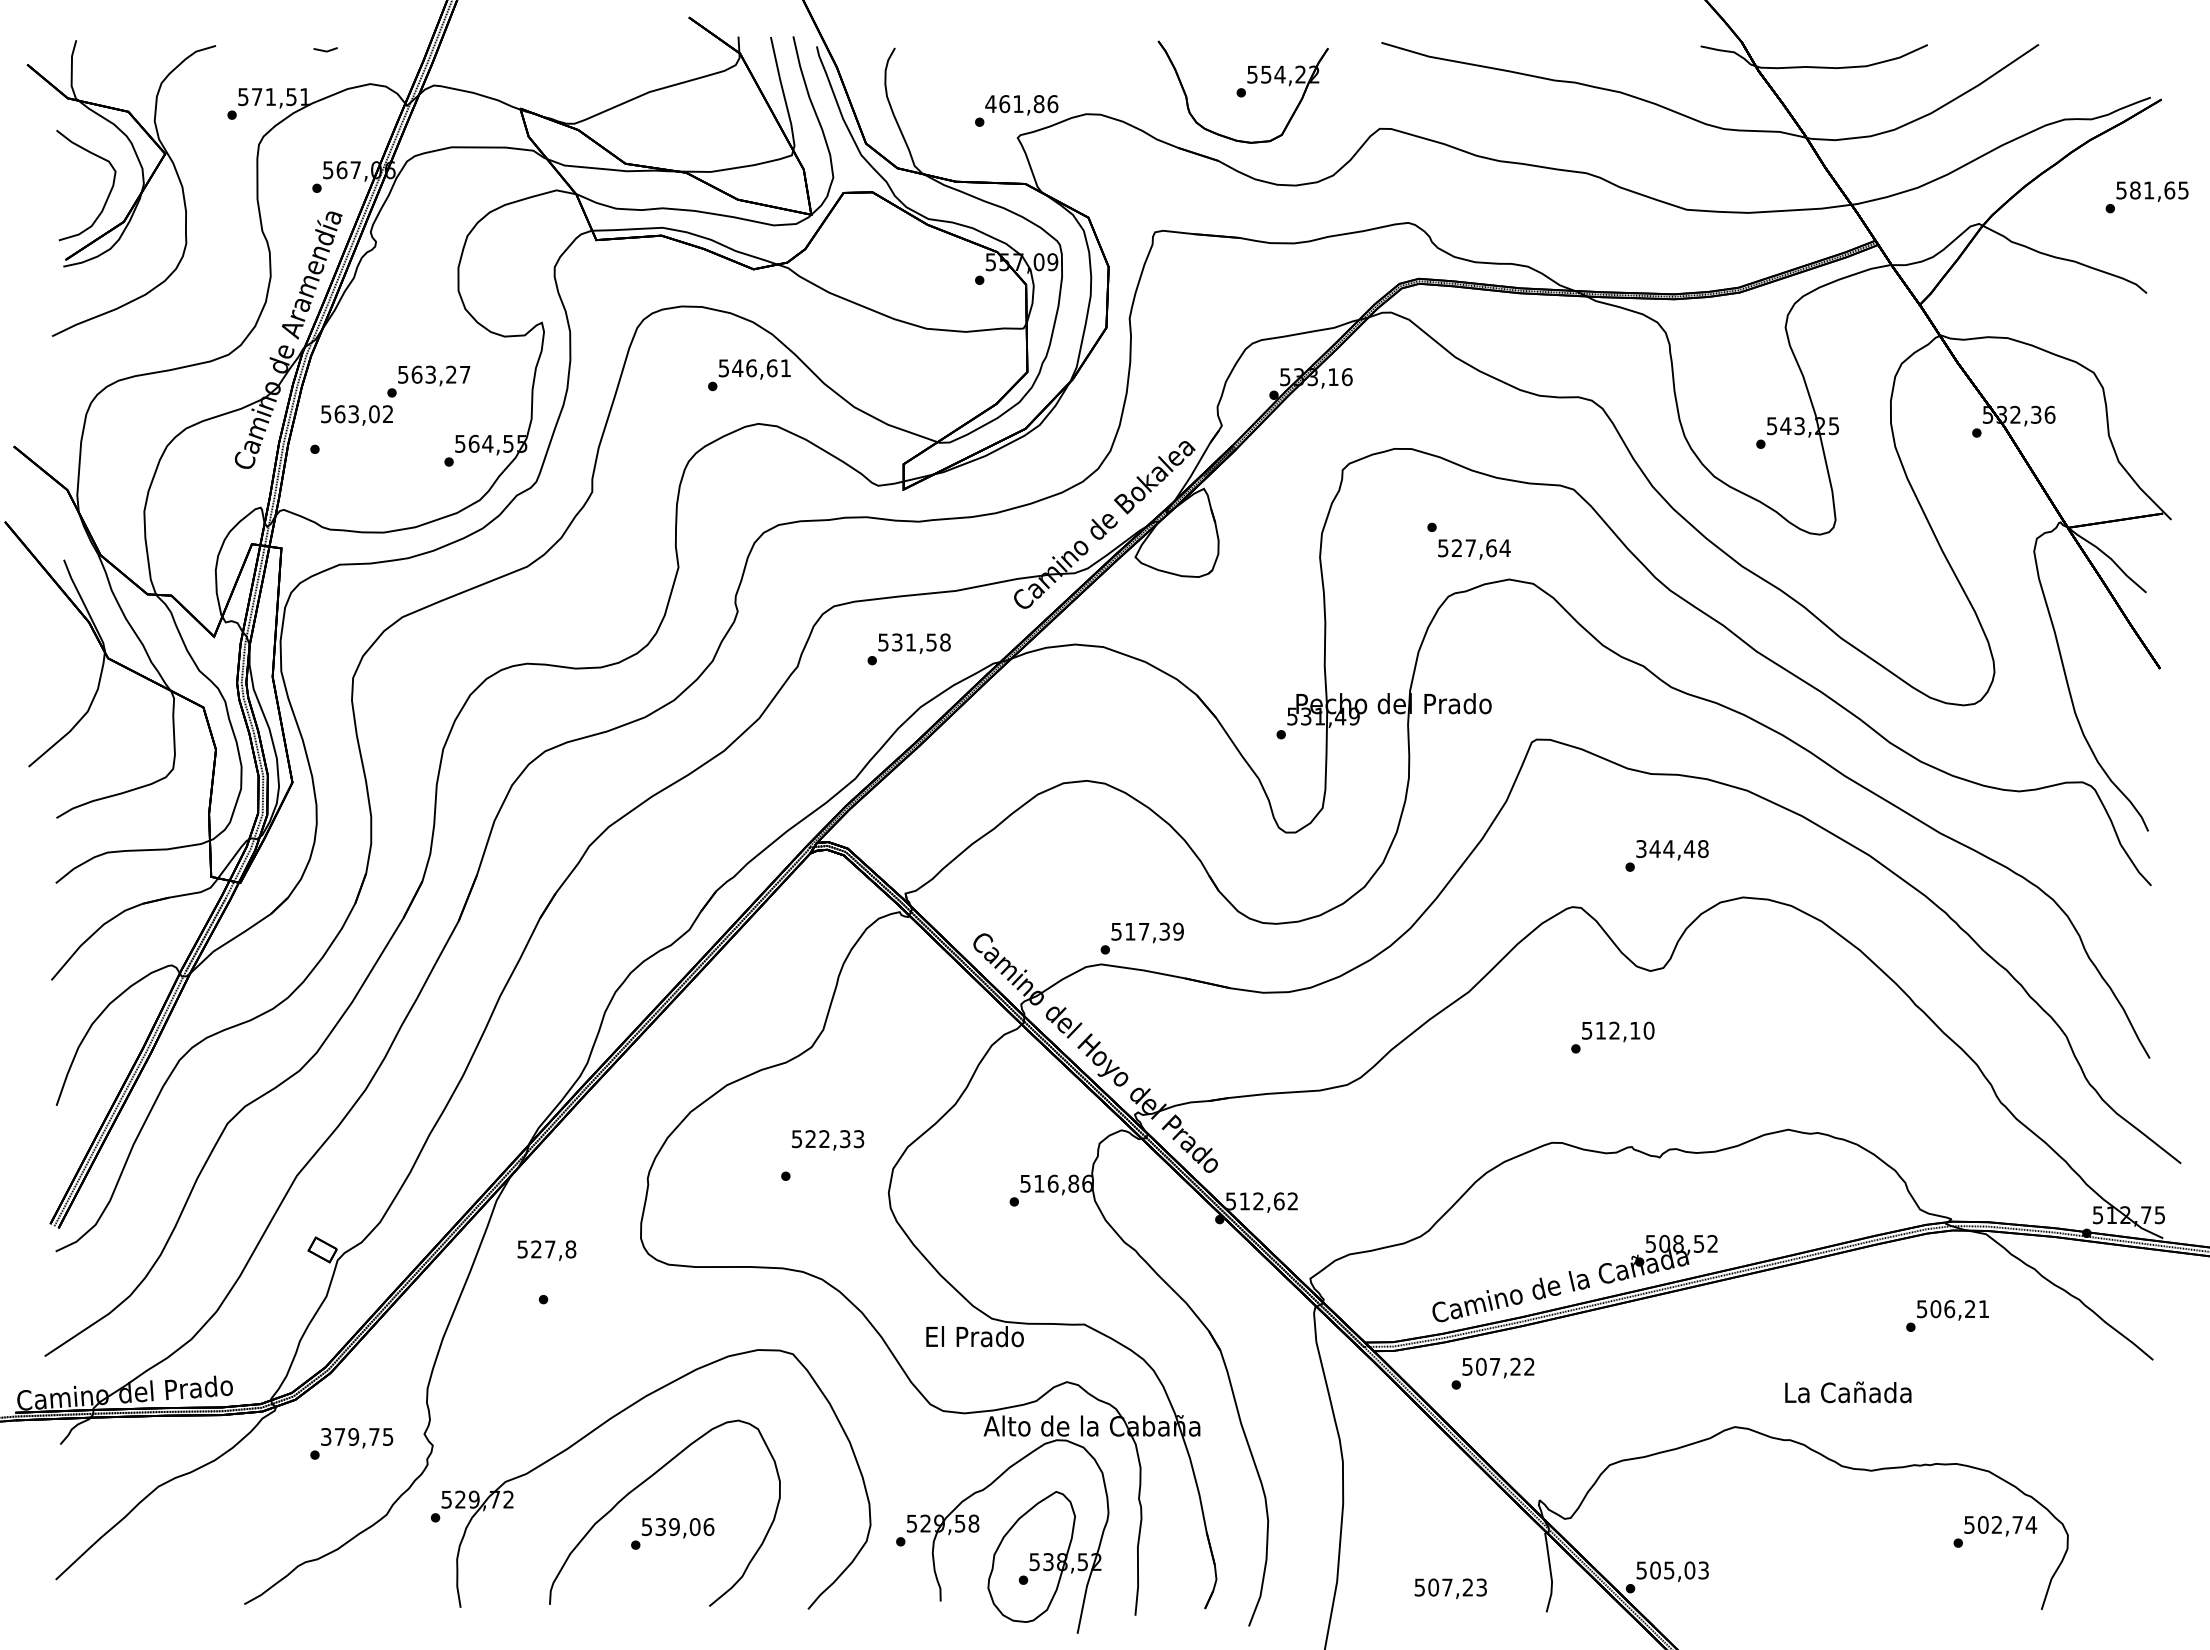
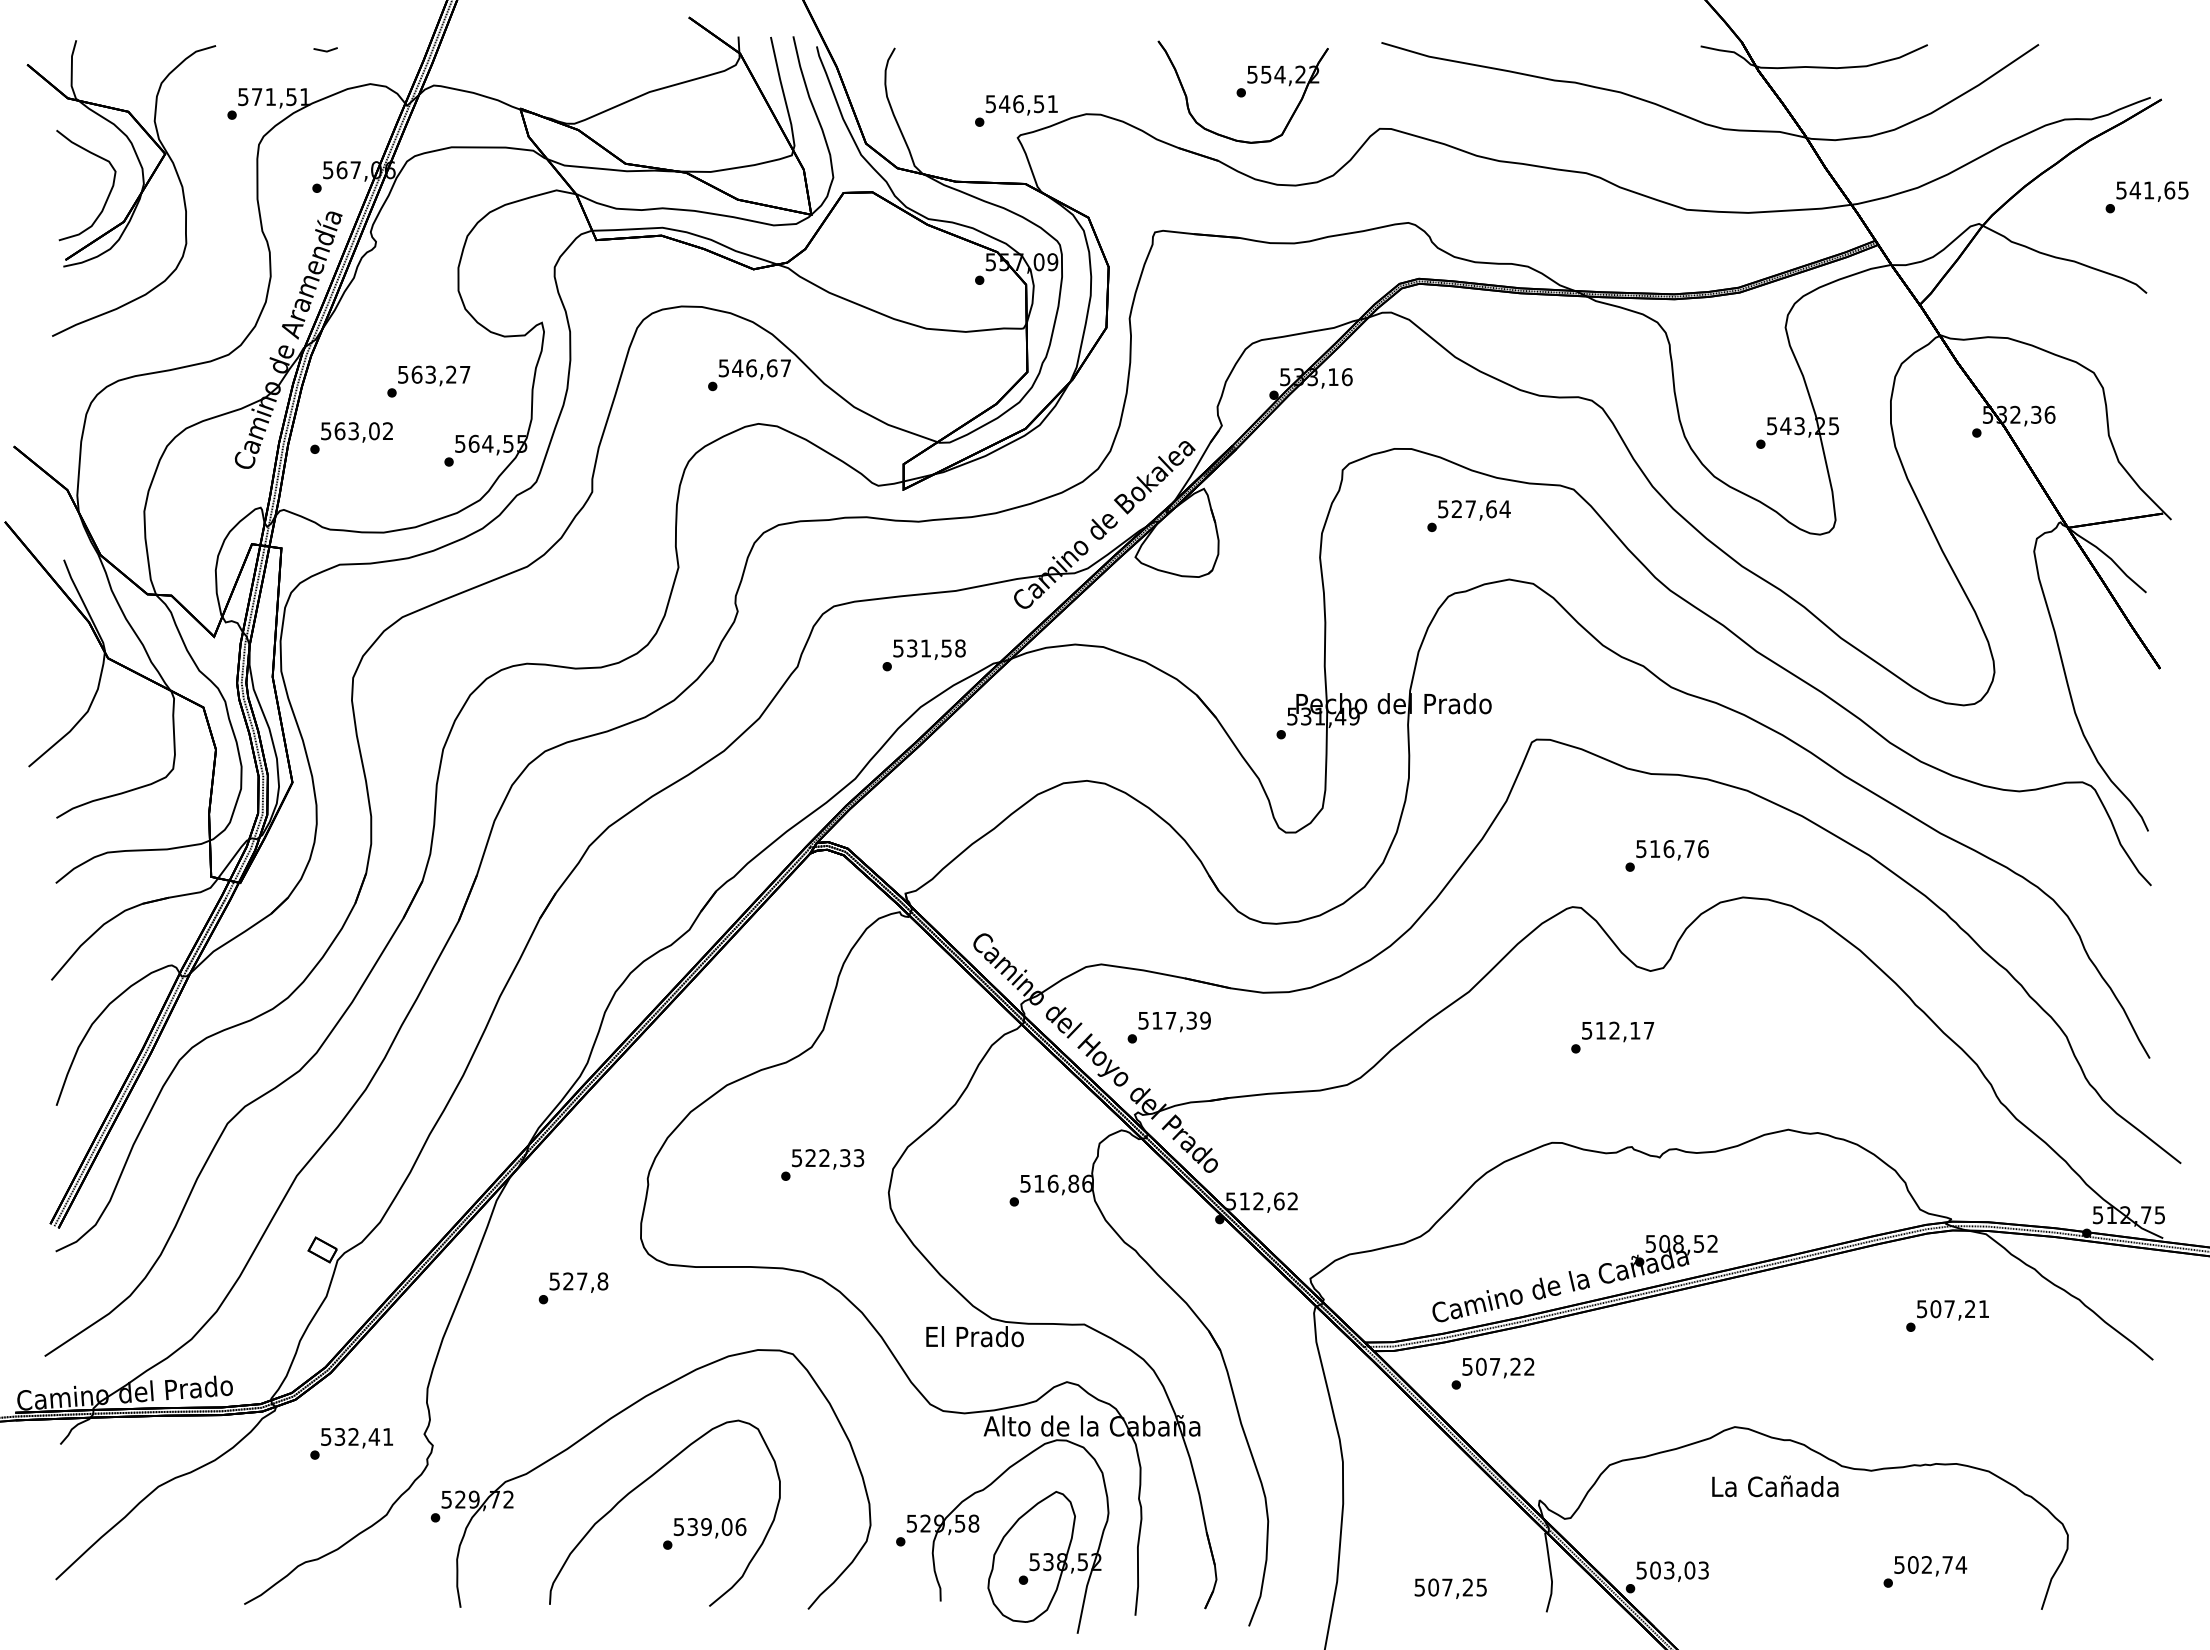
text: 461,86 -> 546,51 (1021, 104)
text: 581,65 -> 541,65 (2134, 190)
text: 546,61 -> 546,67 (785, 367)
text position: (356, 415) -> (356, 432) (356, 432)
text position: (1474, 549) -> (1474, 510) (1474, 510)
text position: (908, 649) -> (923, 655) (923, 655)
text: 344,48 -> 516,76 (1672, 849)
text position: (1141, 938) -> (1168, 1027) (1168, 1027)
text: 512,10 -> 512,17 (1648, 1030)
text position: (828, 1140) -> (828, 1159) (828, 1159)
text position: (546, 1250) -> (578, 1282) (578, 1282)
text: 506,21 -> 507,21 (1949, 1309)
text position: (1848, 1392) -> (1775, 1486) (1775, 1486)
text: 379,75 -> 532,41 (357, 1436)
text position: (1995, 1531) -> (1925, 1571) (1925, 1571)
text position: (672, 1533) -> (704, 1533) (704, 1533)
text: 505,03 -> 503,03 (1669, 1569)
text: 507,23 -> 507,25 (1481, 1586)
